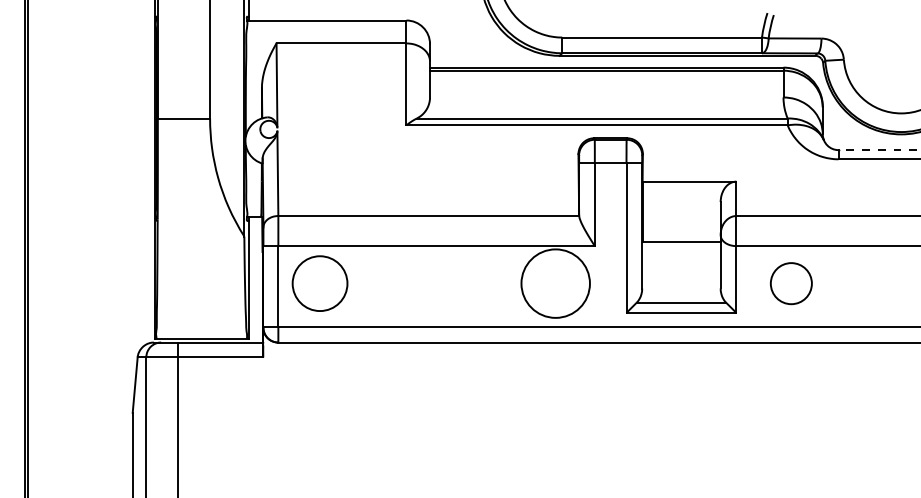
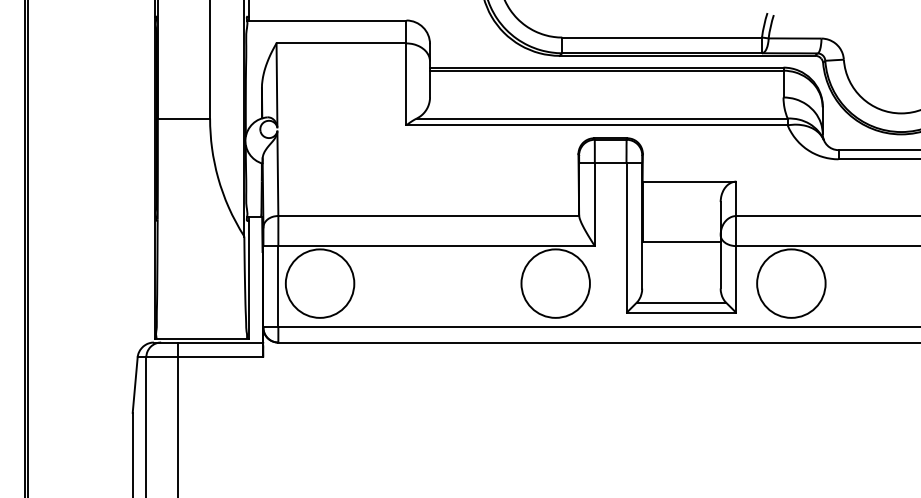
line: dashed -> solid (879, 150)
circle diameter: 55 px -> 68 px (319, 283)
circle diameter: 41 px -> 68 px (791, 283)
